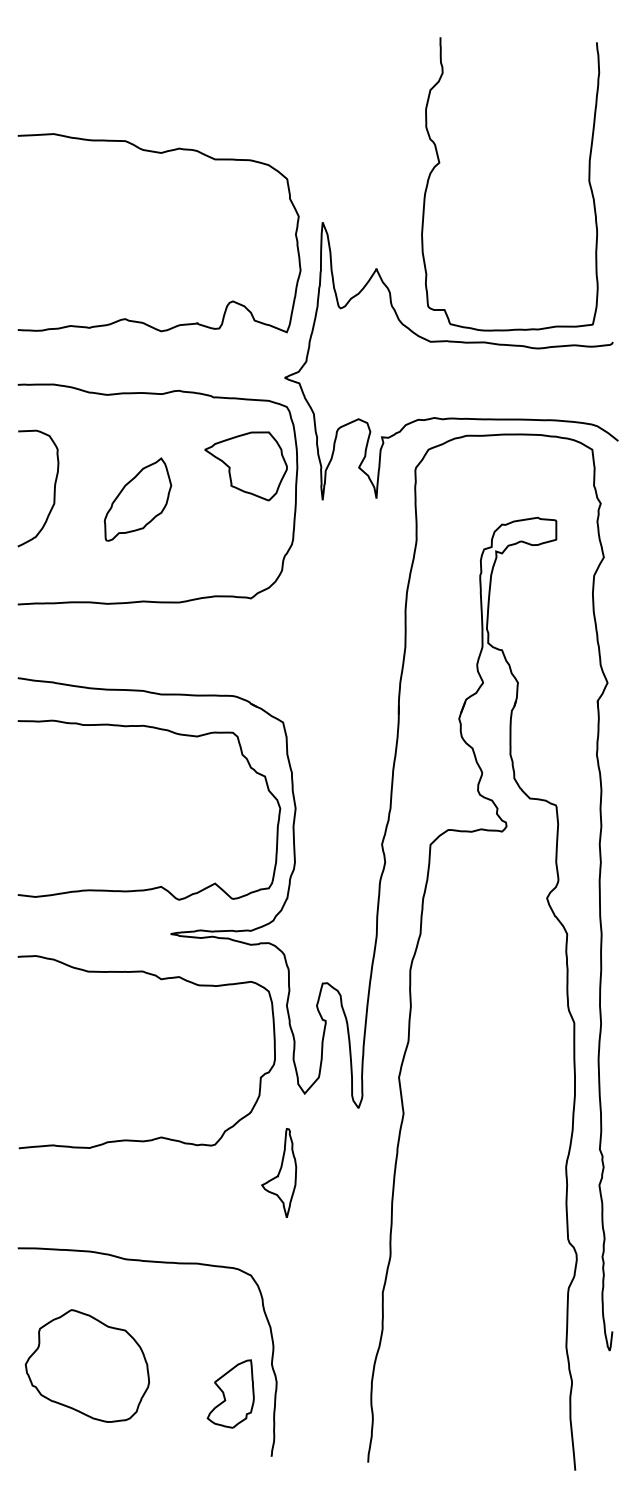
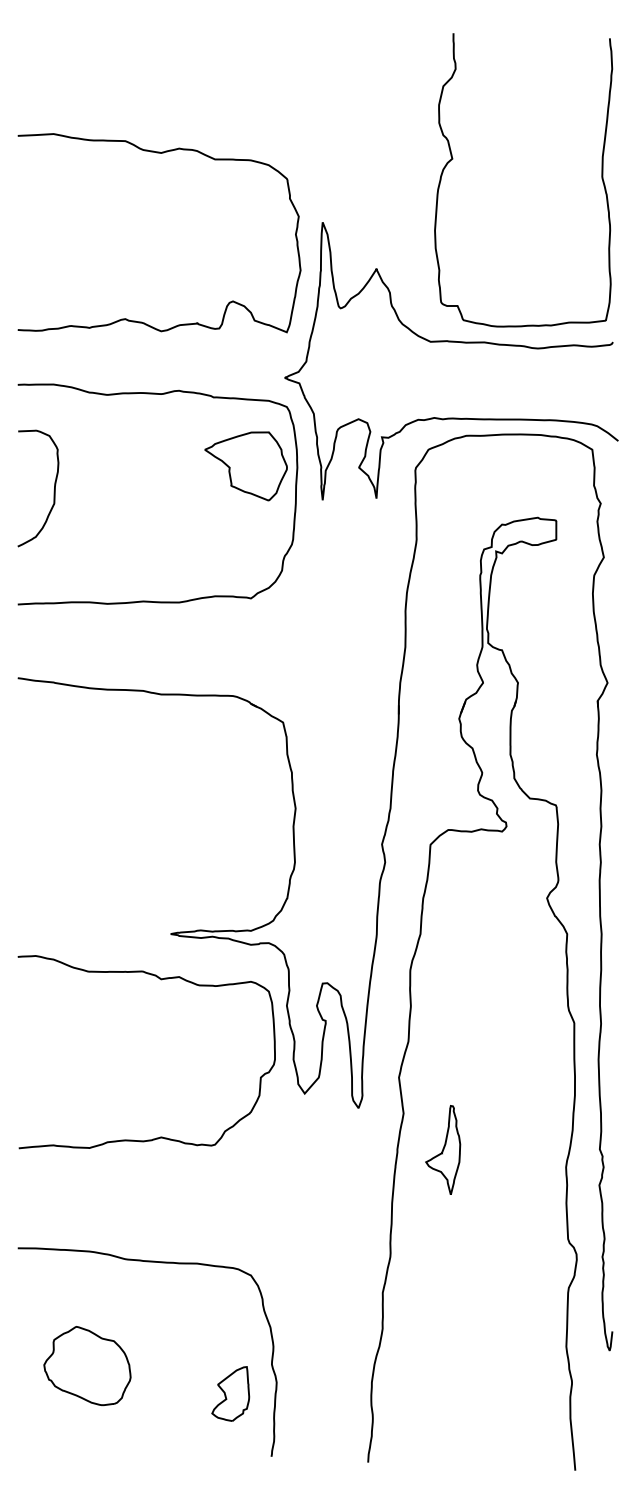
curve position: (440, 163) -> (453, 159) (453, 159)
part: present -> none (137, 499)
curve: present -> none (157, 886)
part position: (279, 1172) -> (443, 1149) (443, 1149)
part size: 127x114 px -> 89x81 px (87, 1366)
part size: 49x70 px -> 40x56 px (230, 1393)
